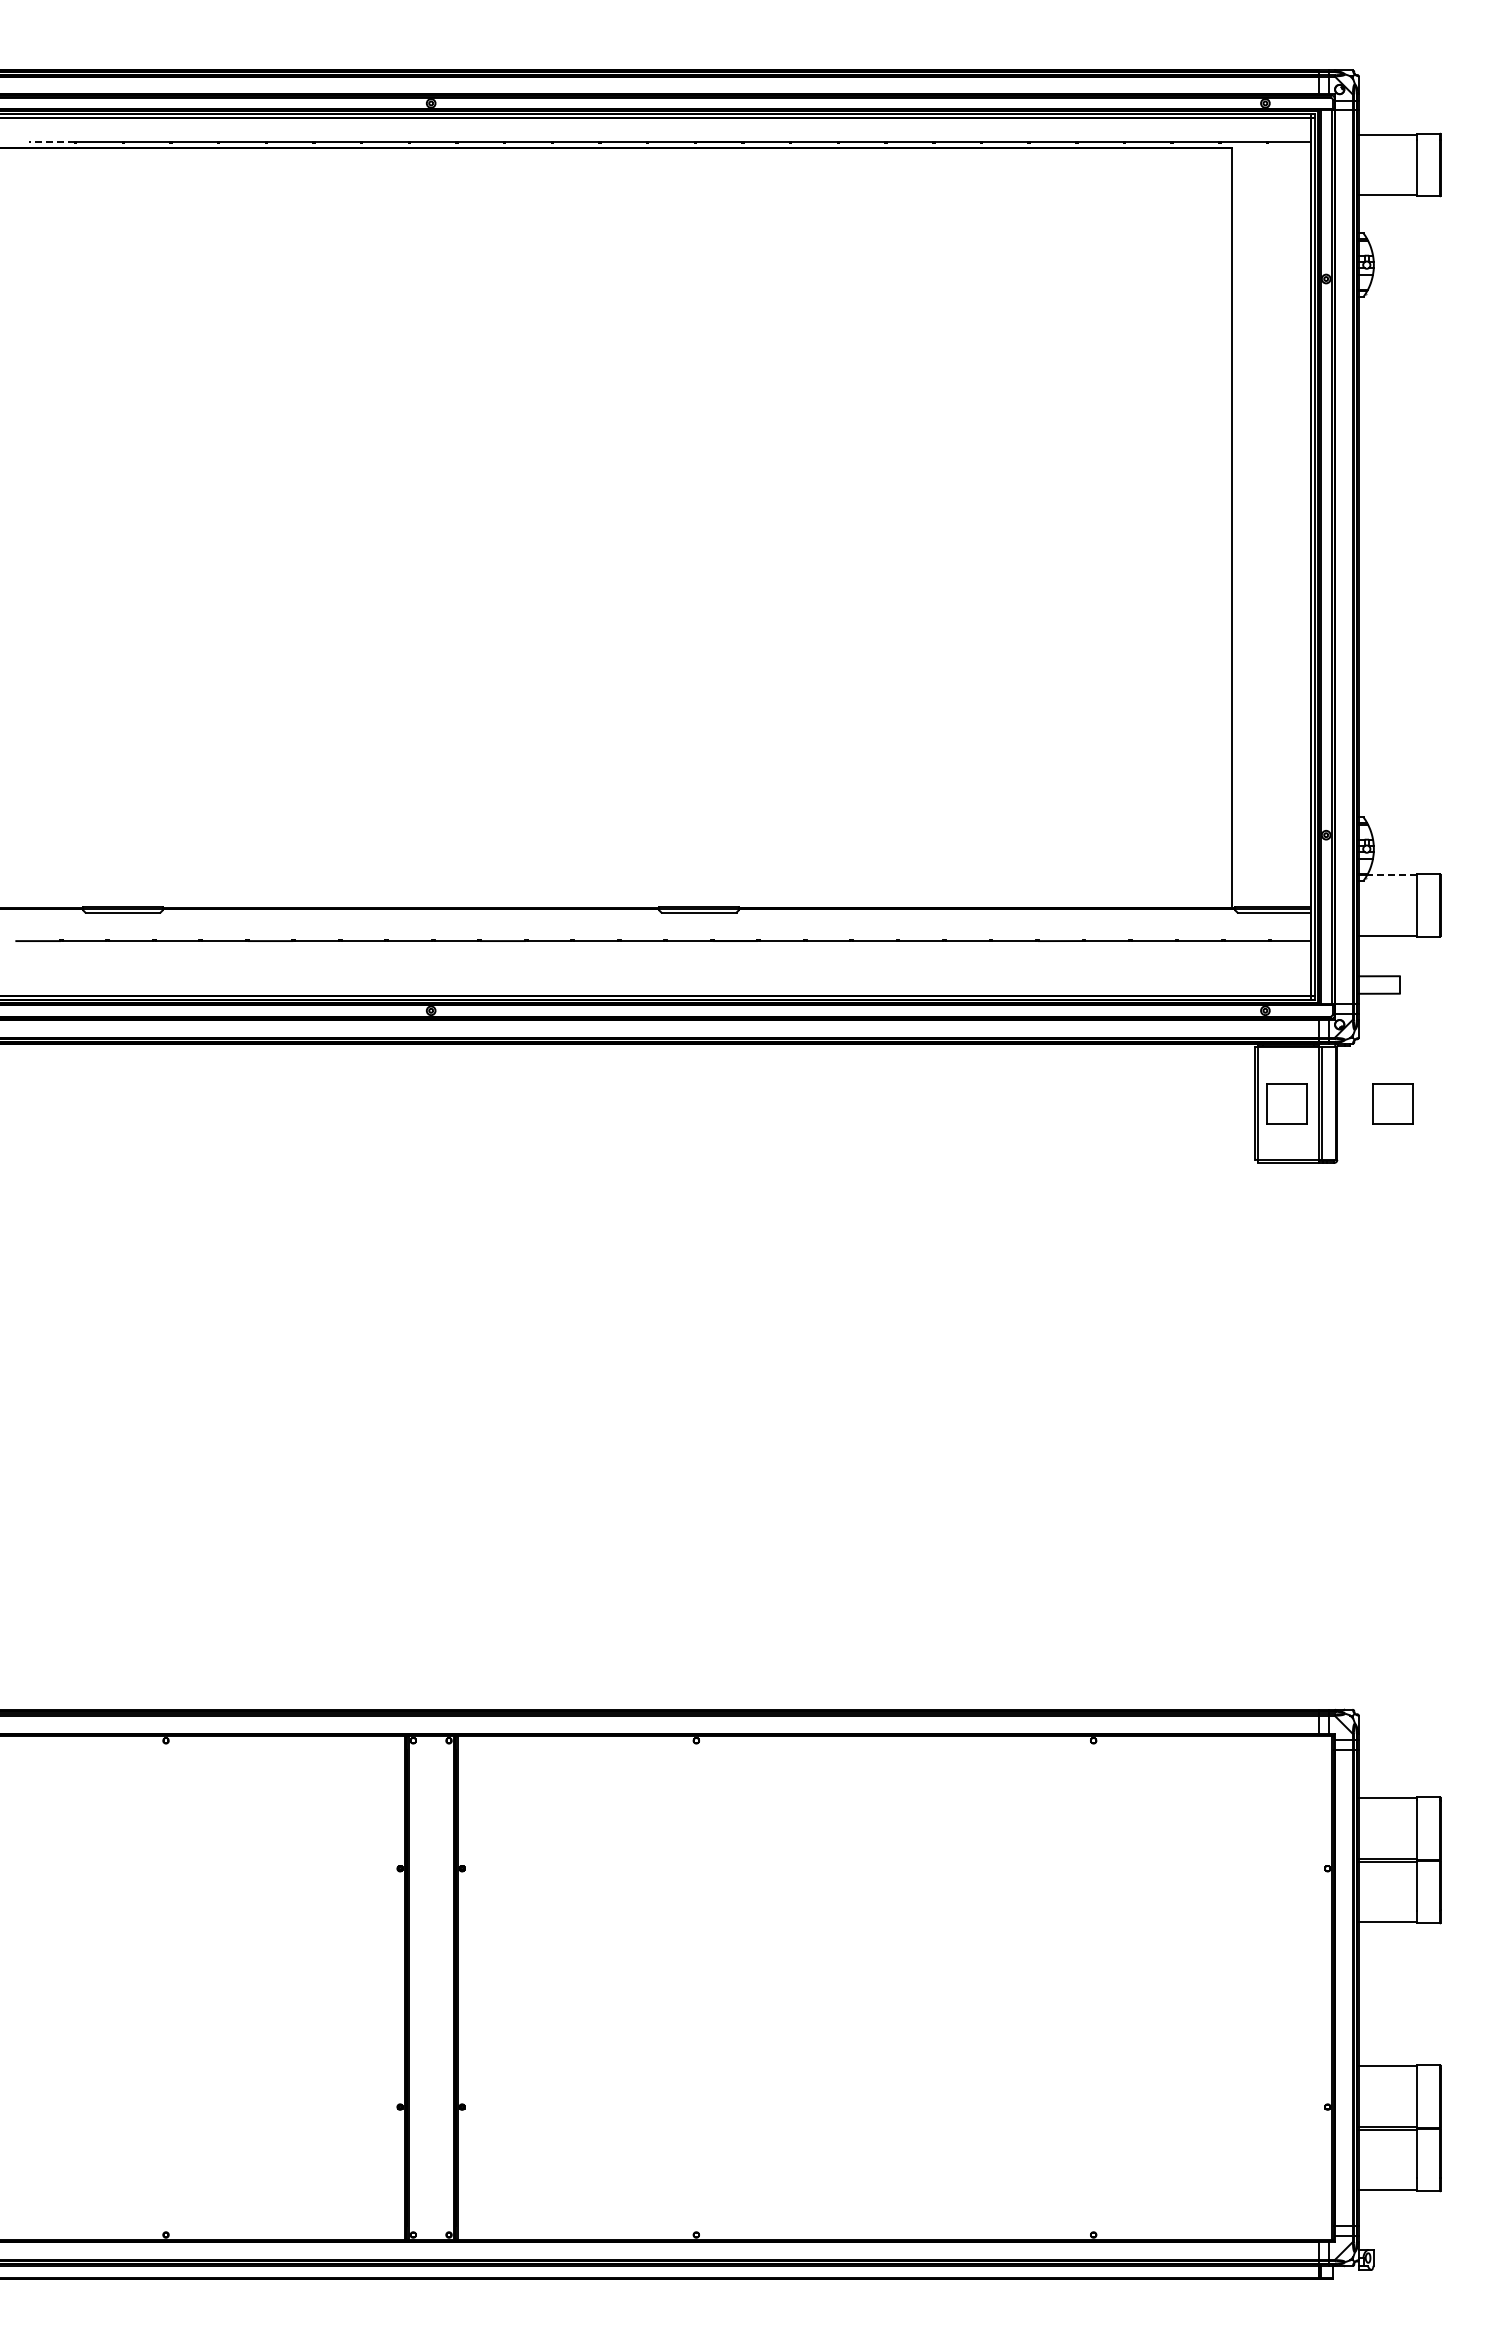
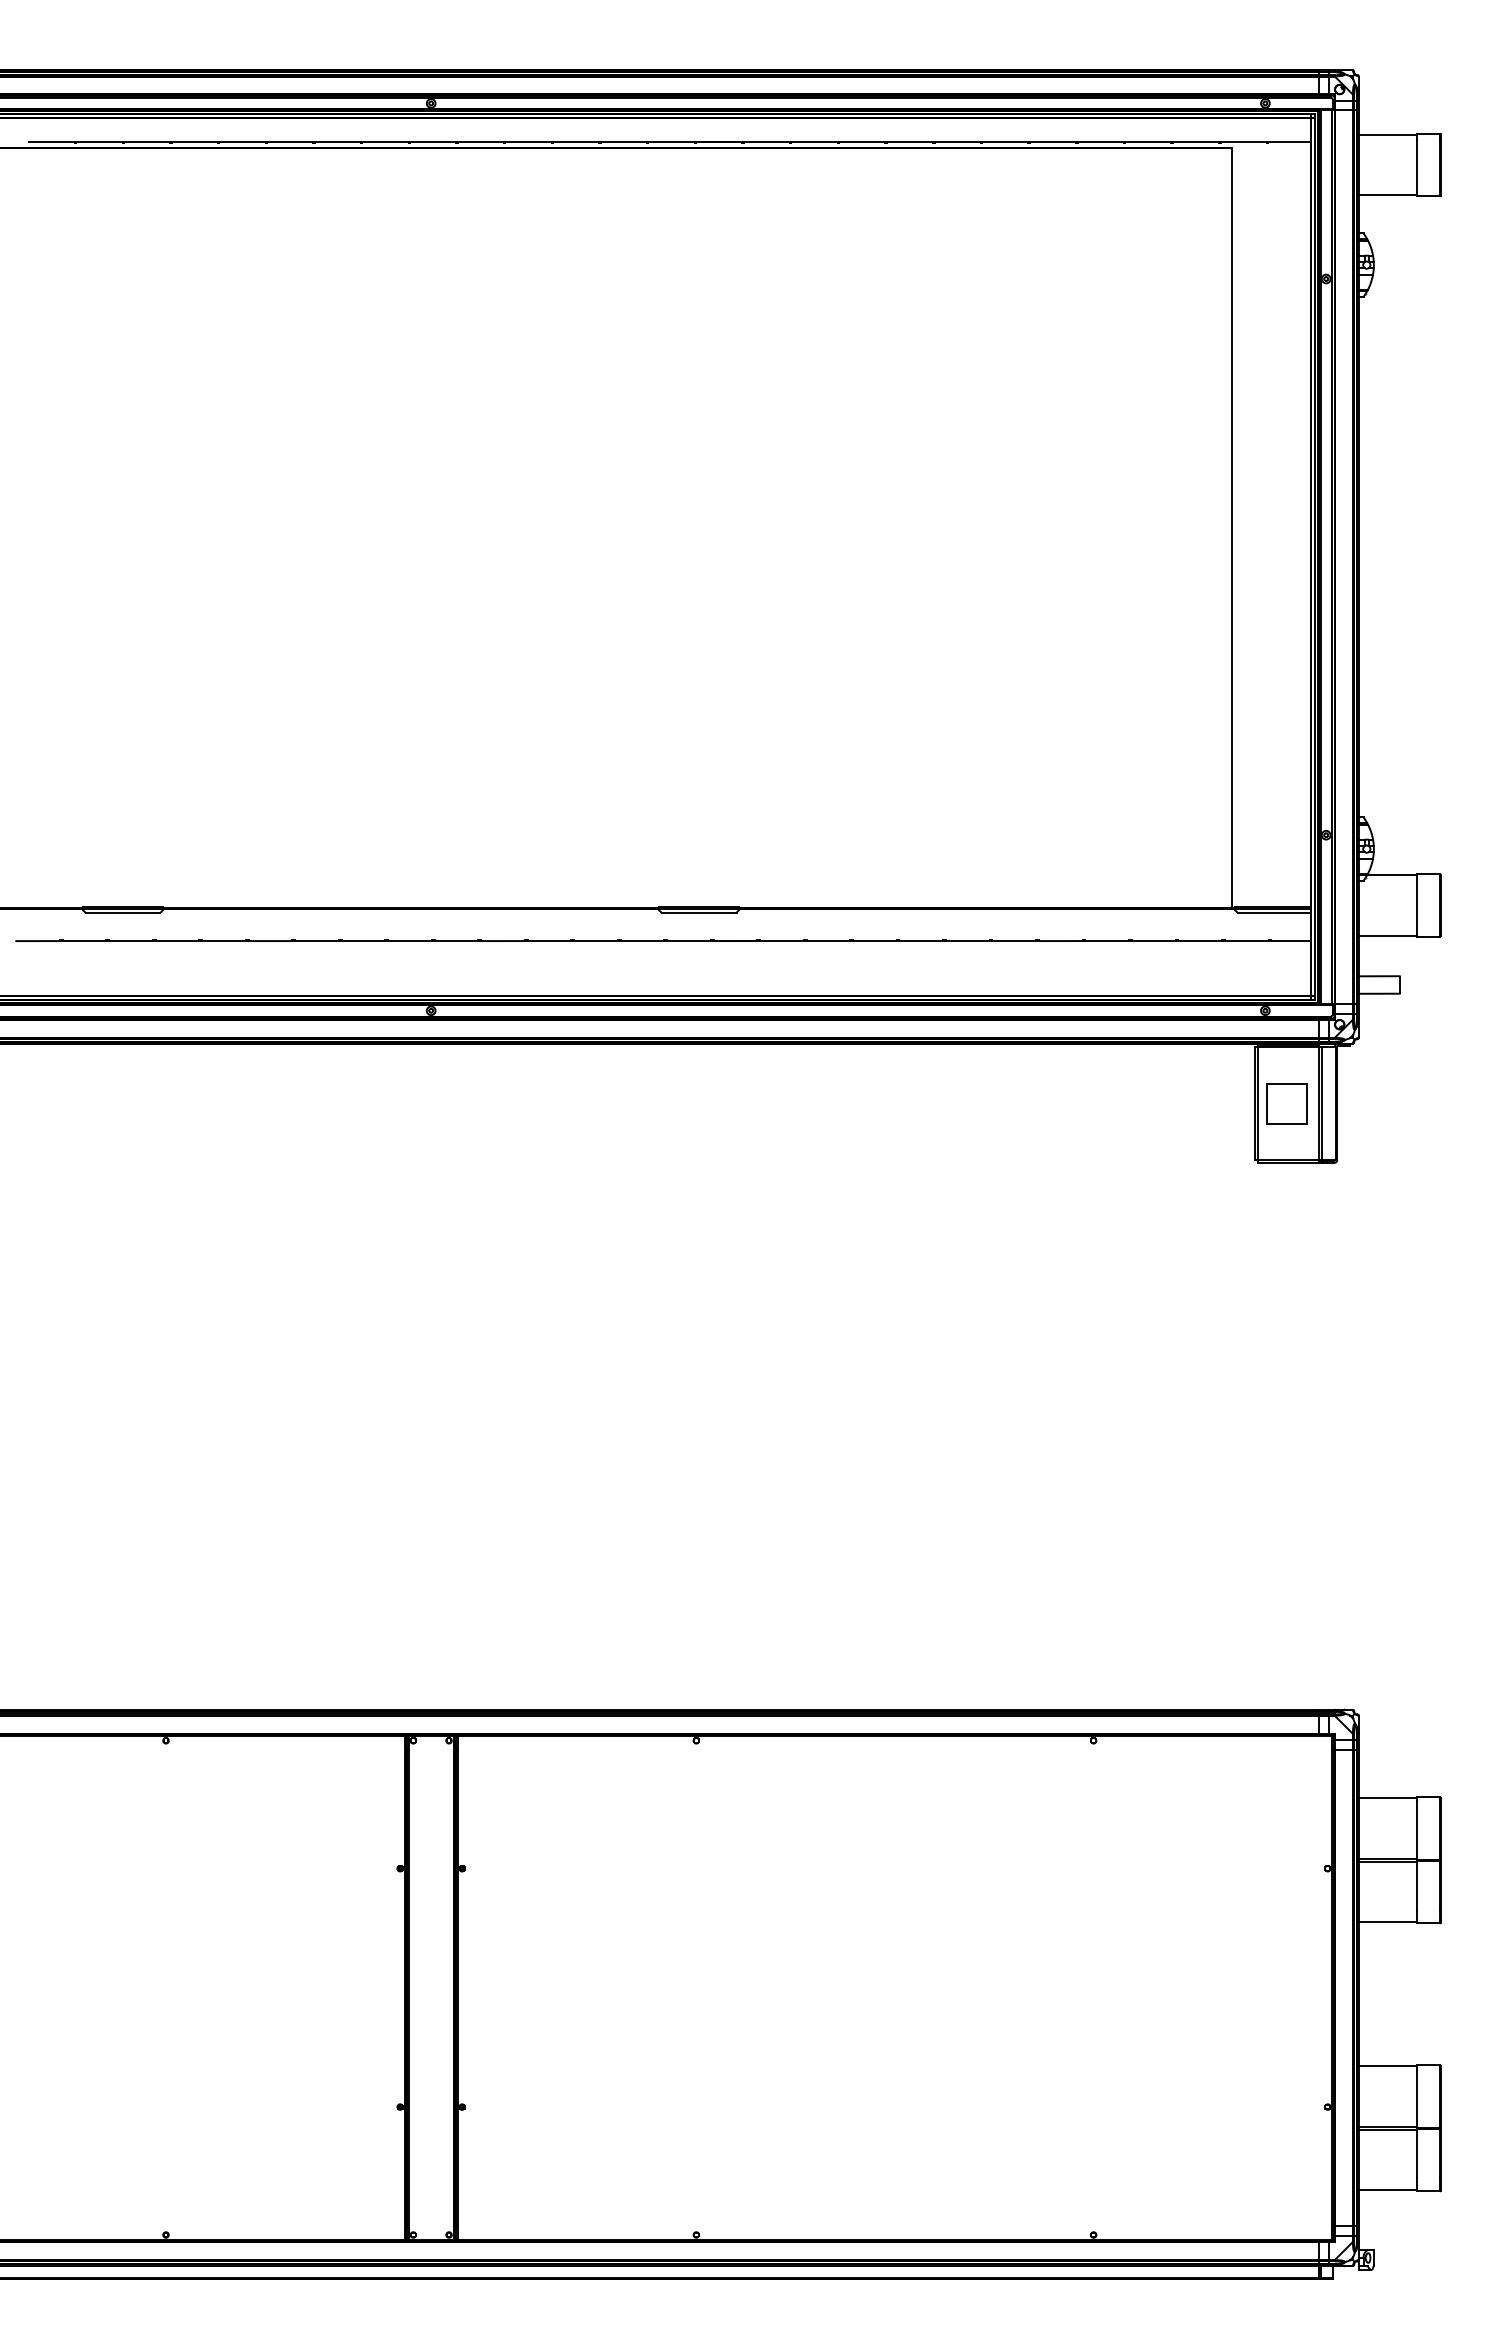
line: dashed -> solid (51, 141)
line: dashed -> solid (1391, 875)
part: present -> none (1392, 1103)
